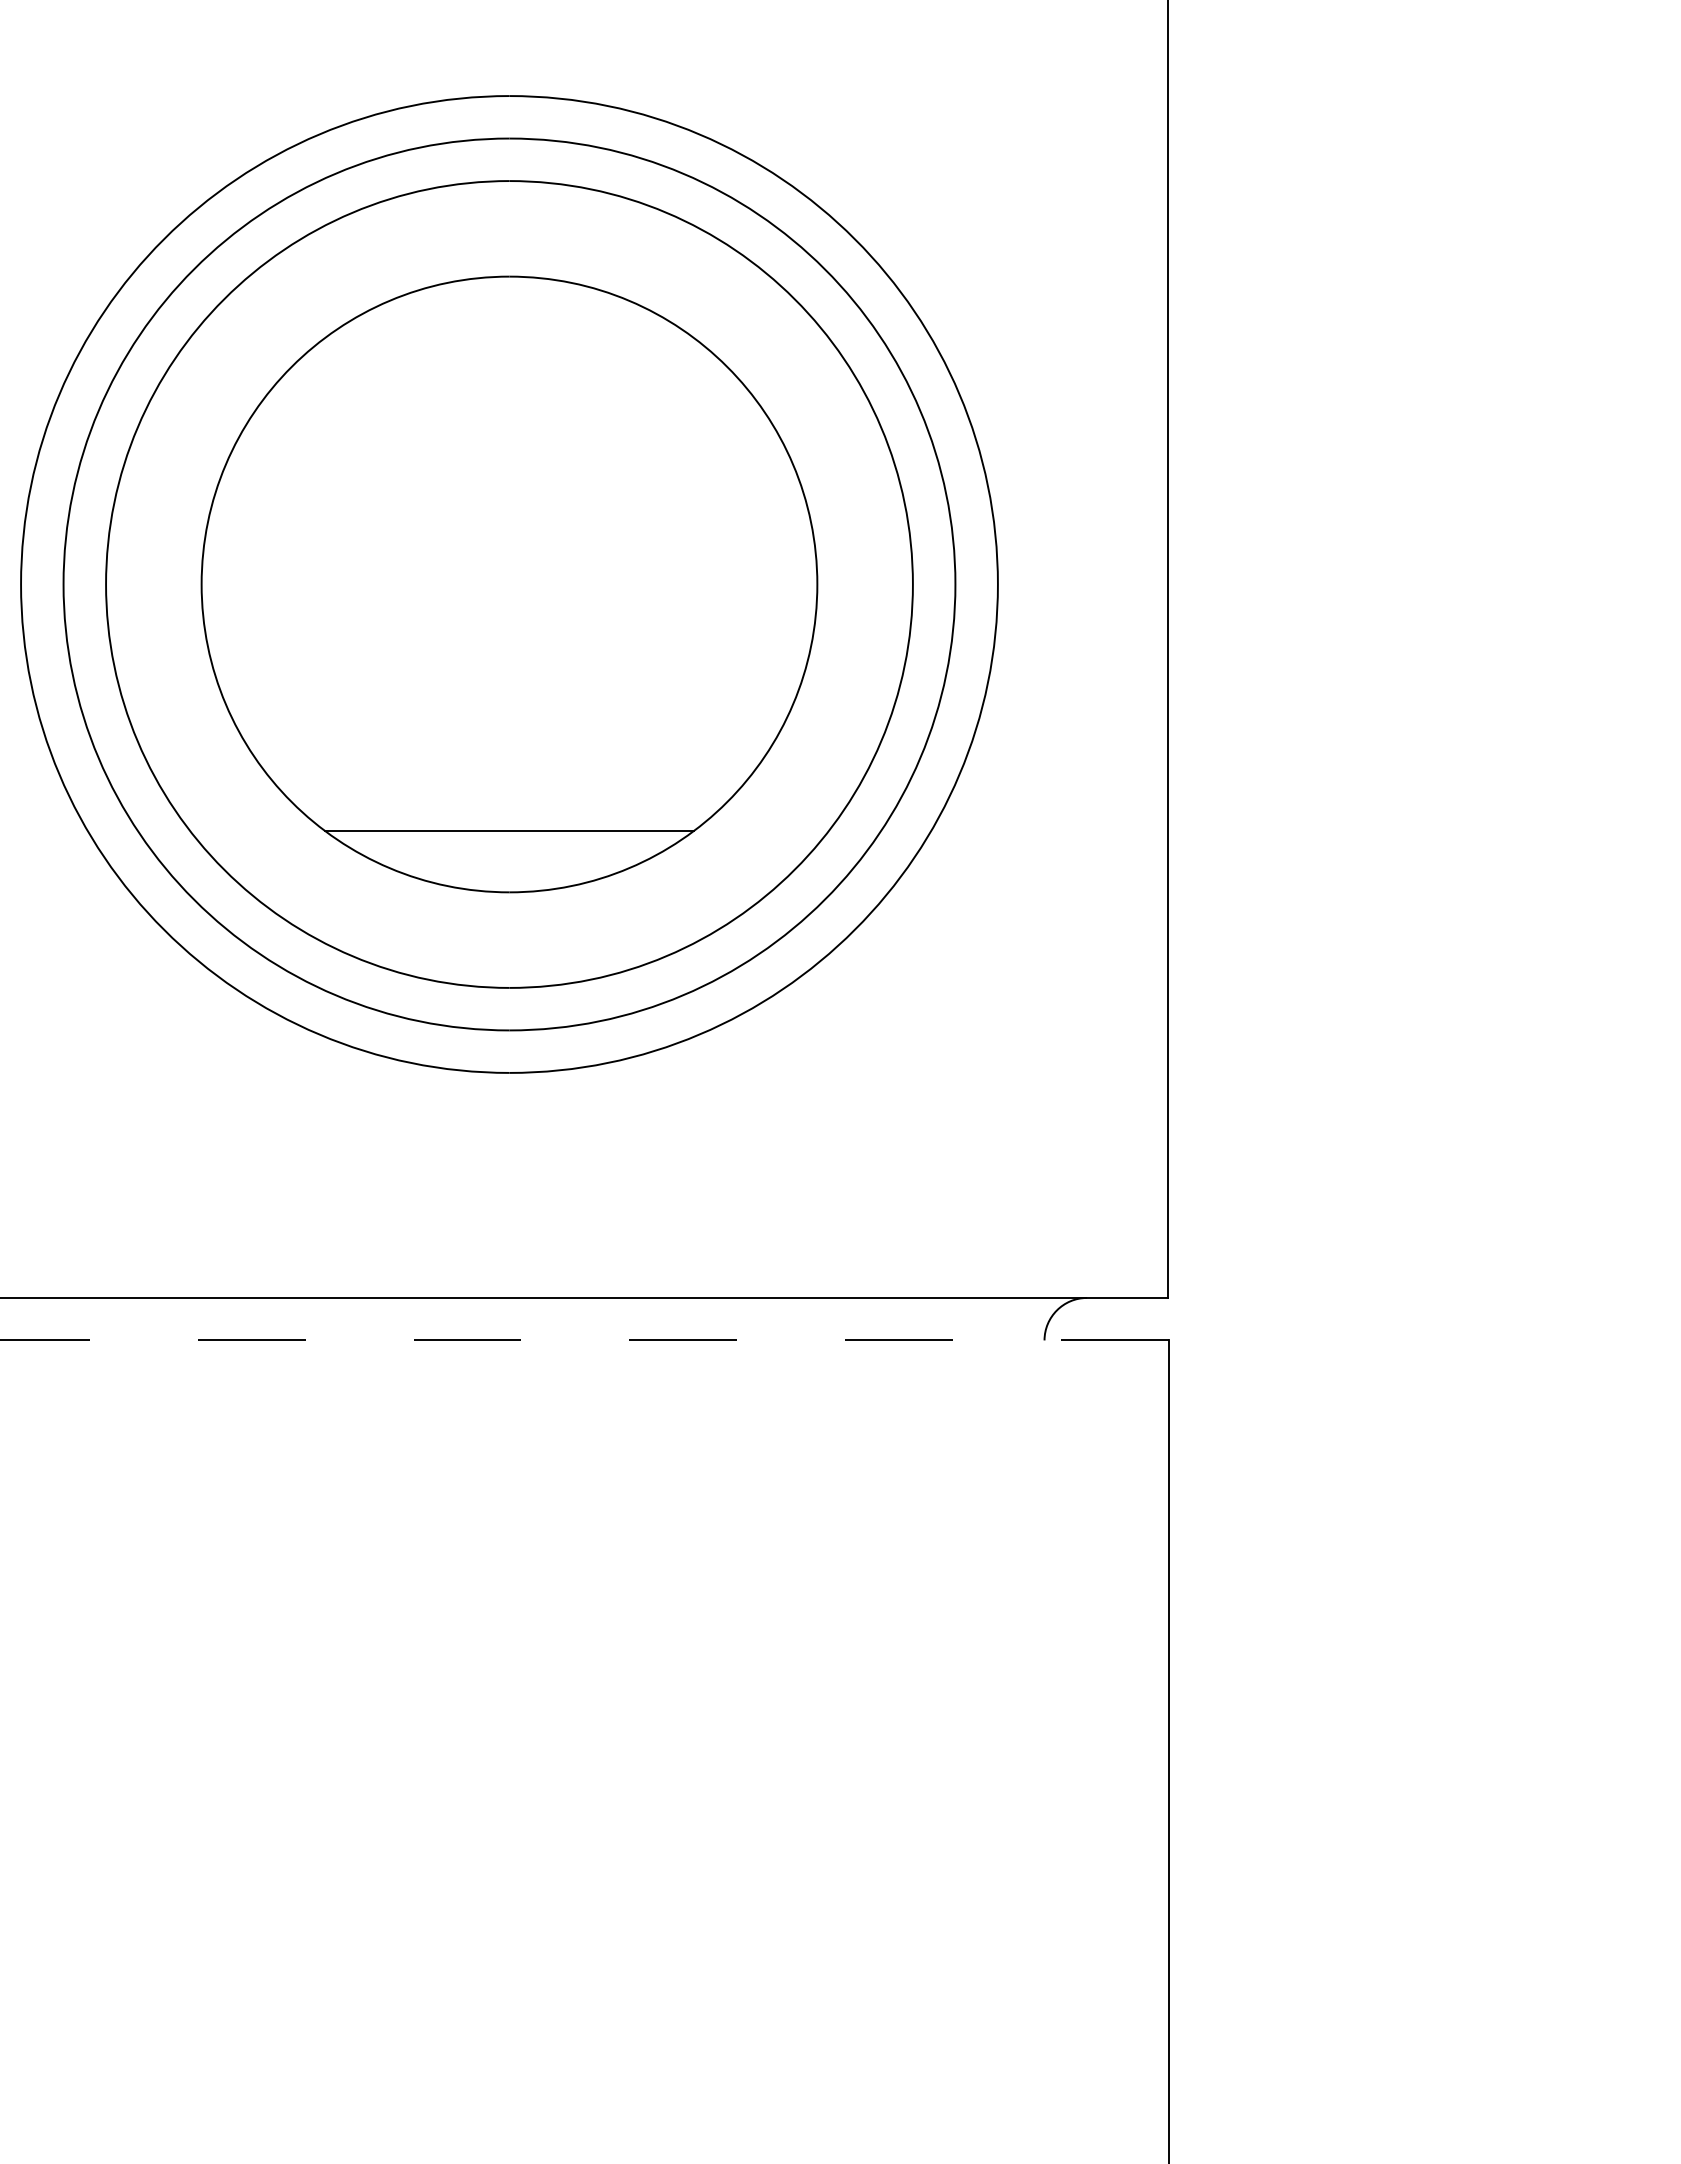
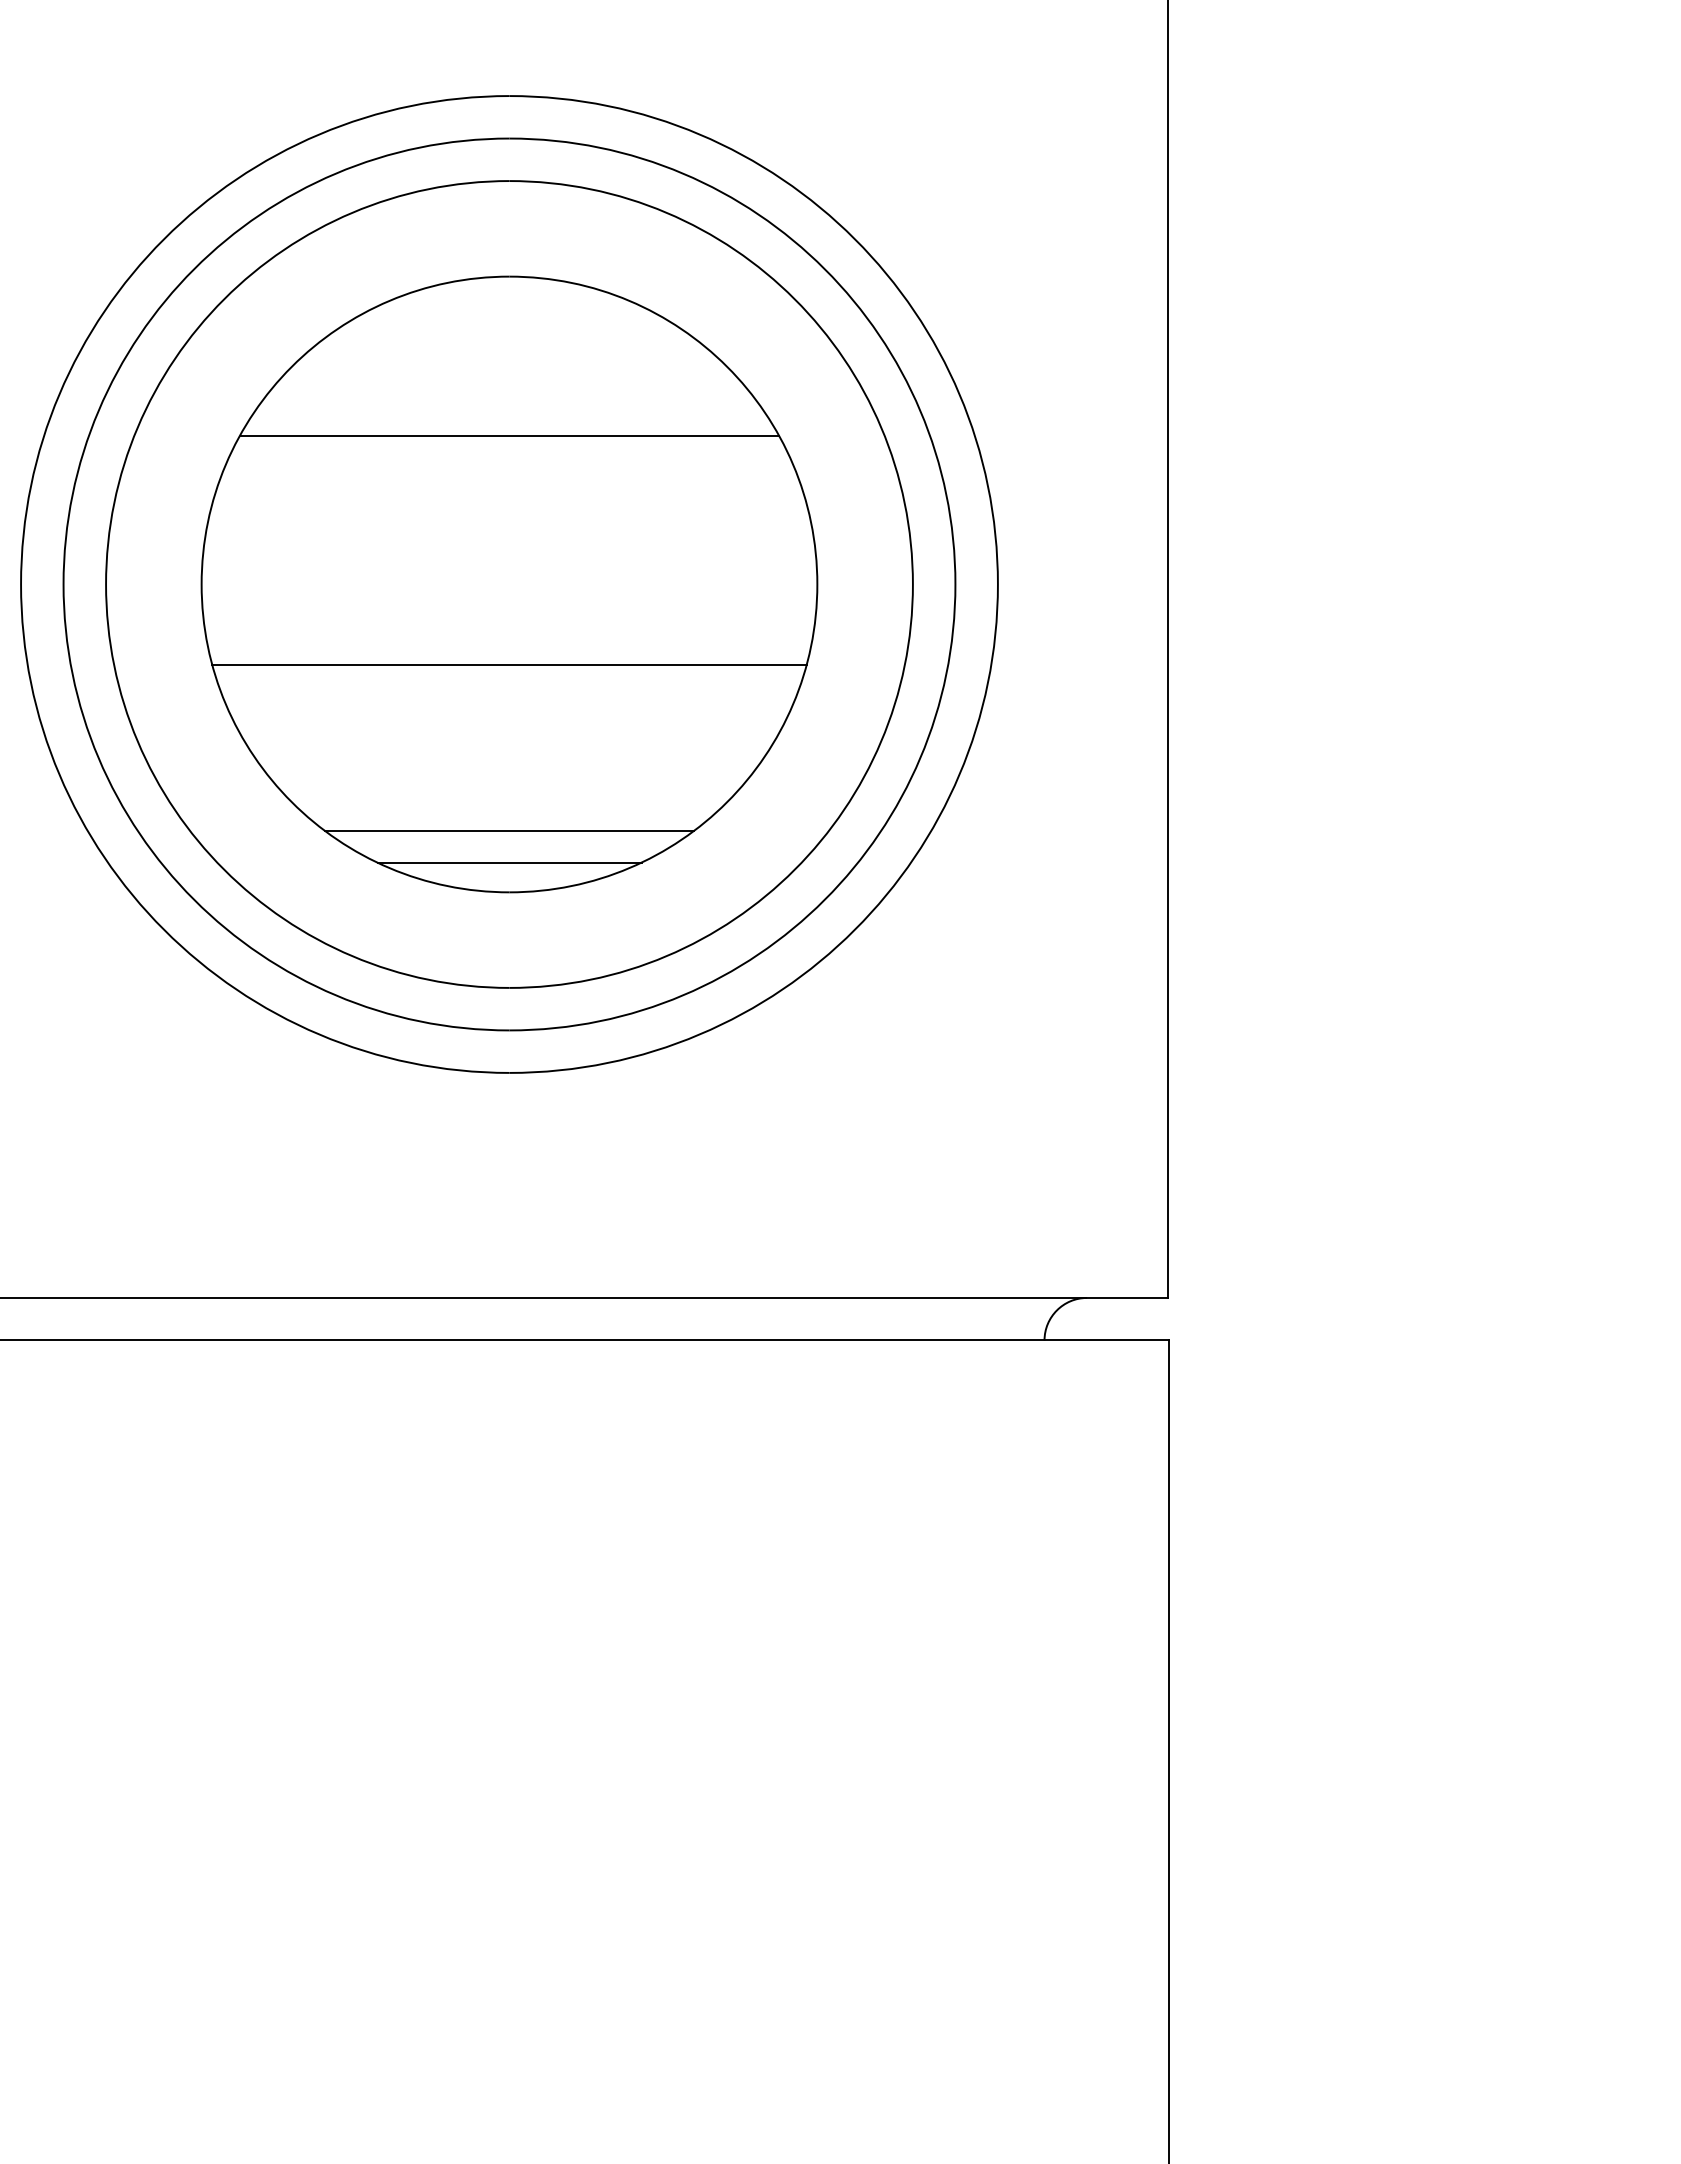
line: none -> present (509, 435)
line: none -> present (509, 665)
line: none -> present (509, 862)
line: dashed -> solid (583, 1340)
